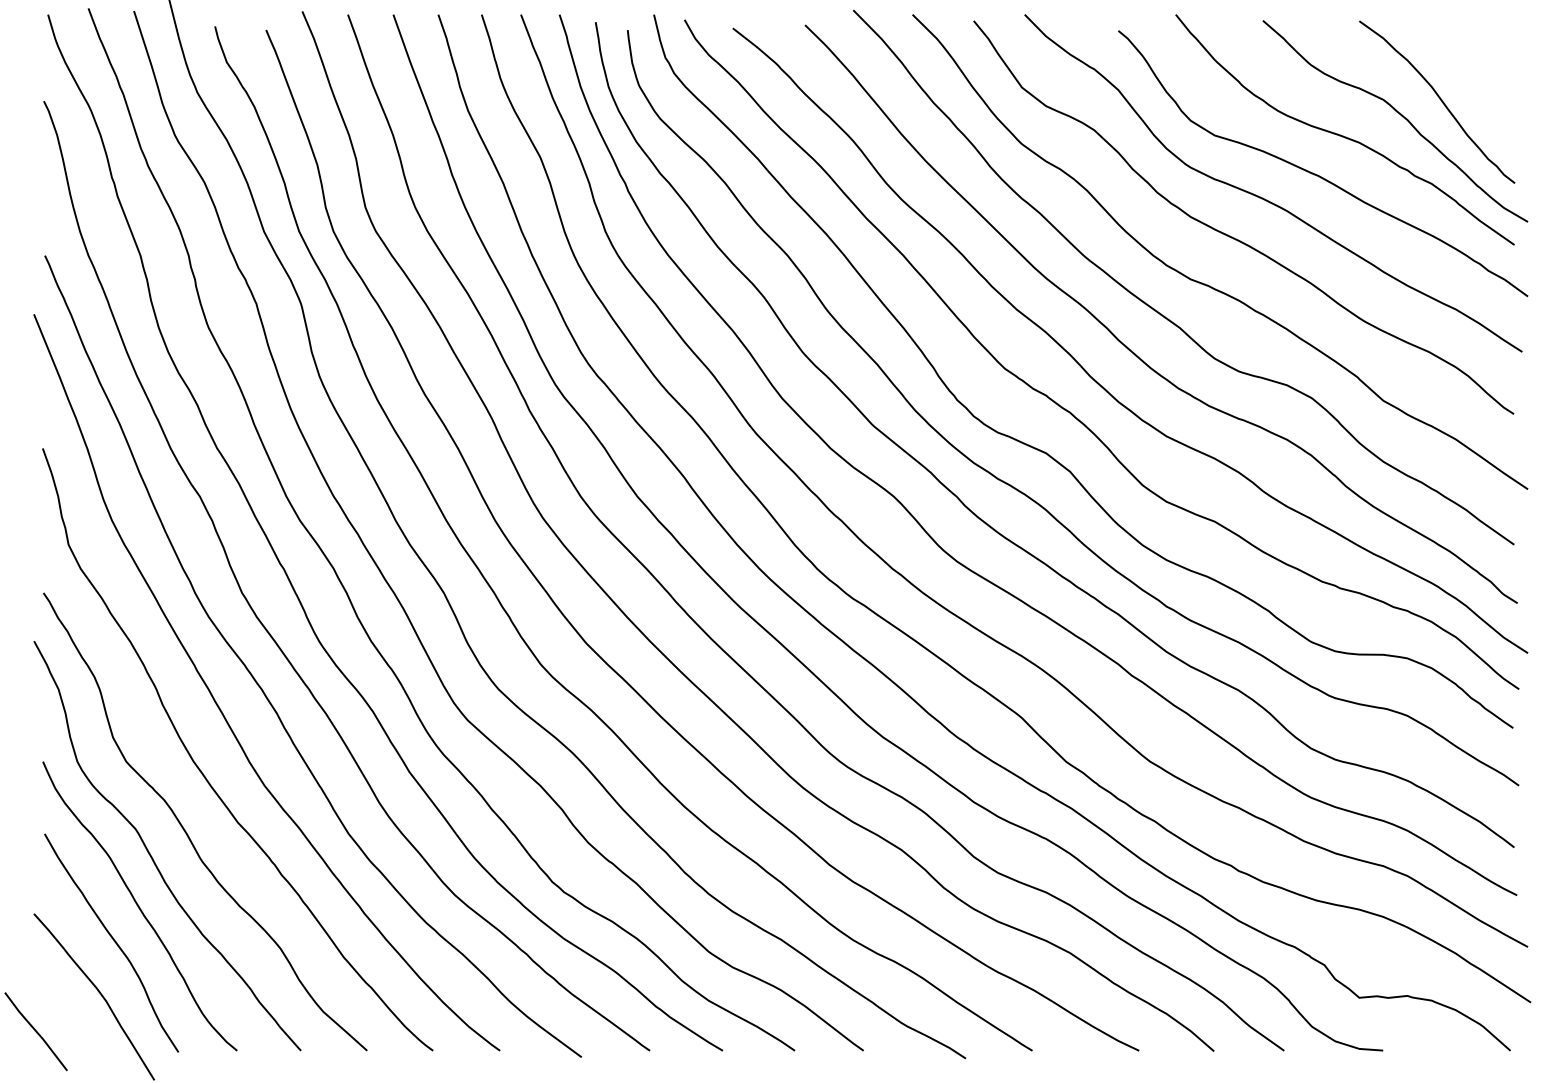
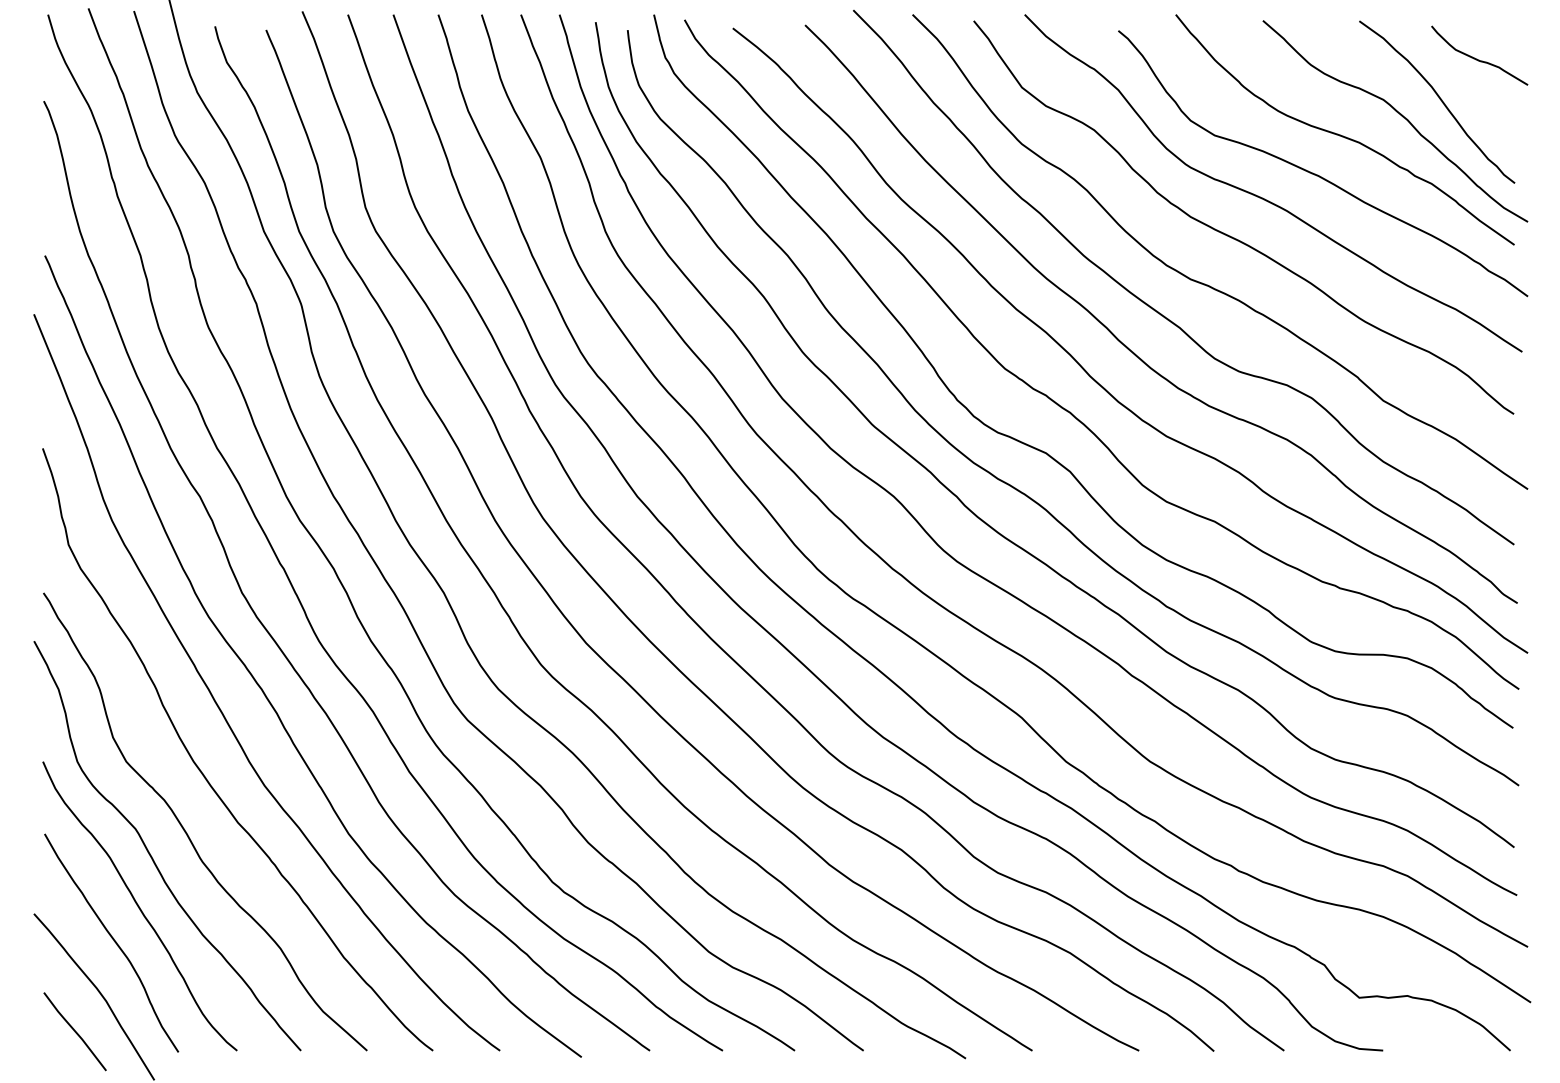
curve: none -> present (1477, 58)
line position: (35, 1031) -> (74, 1031) (74, 1031)
